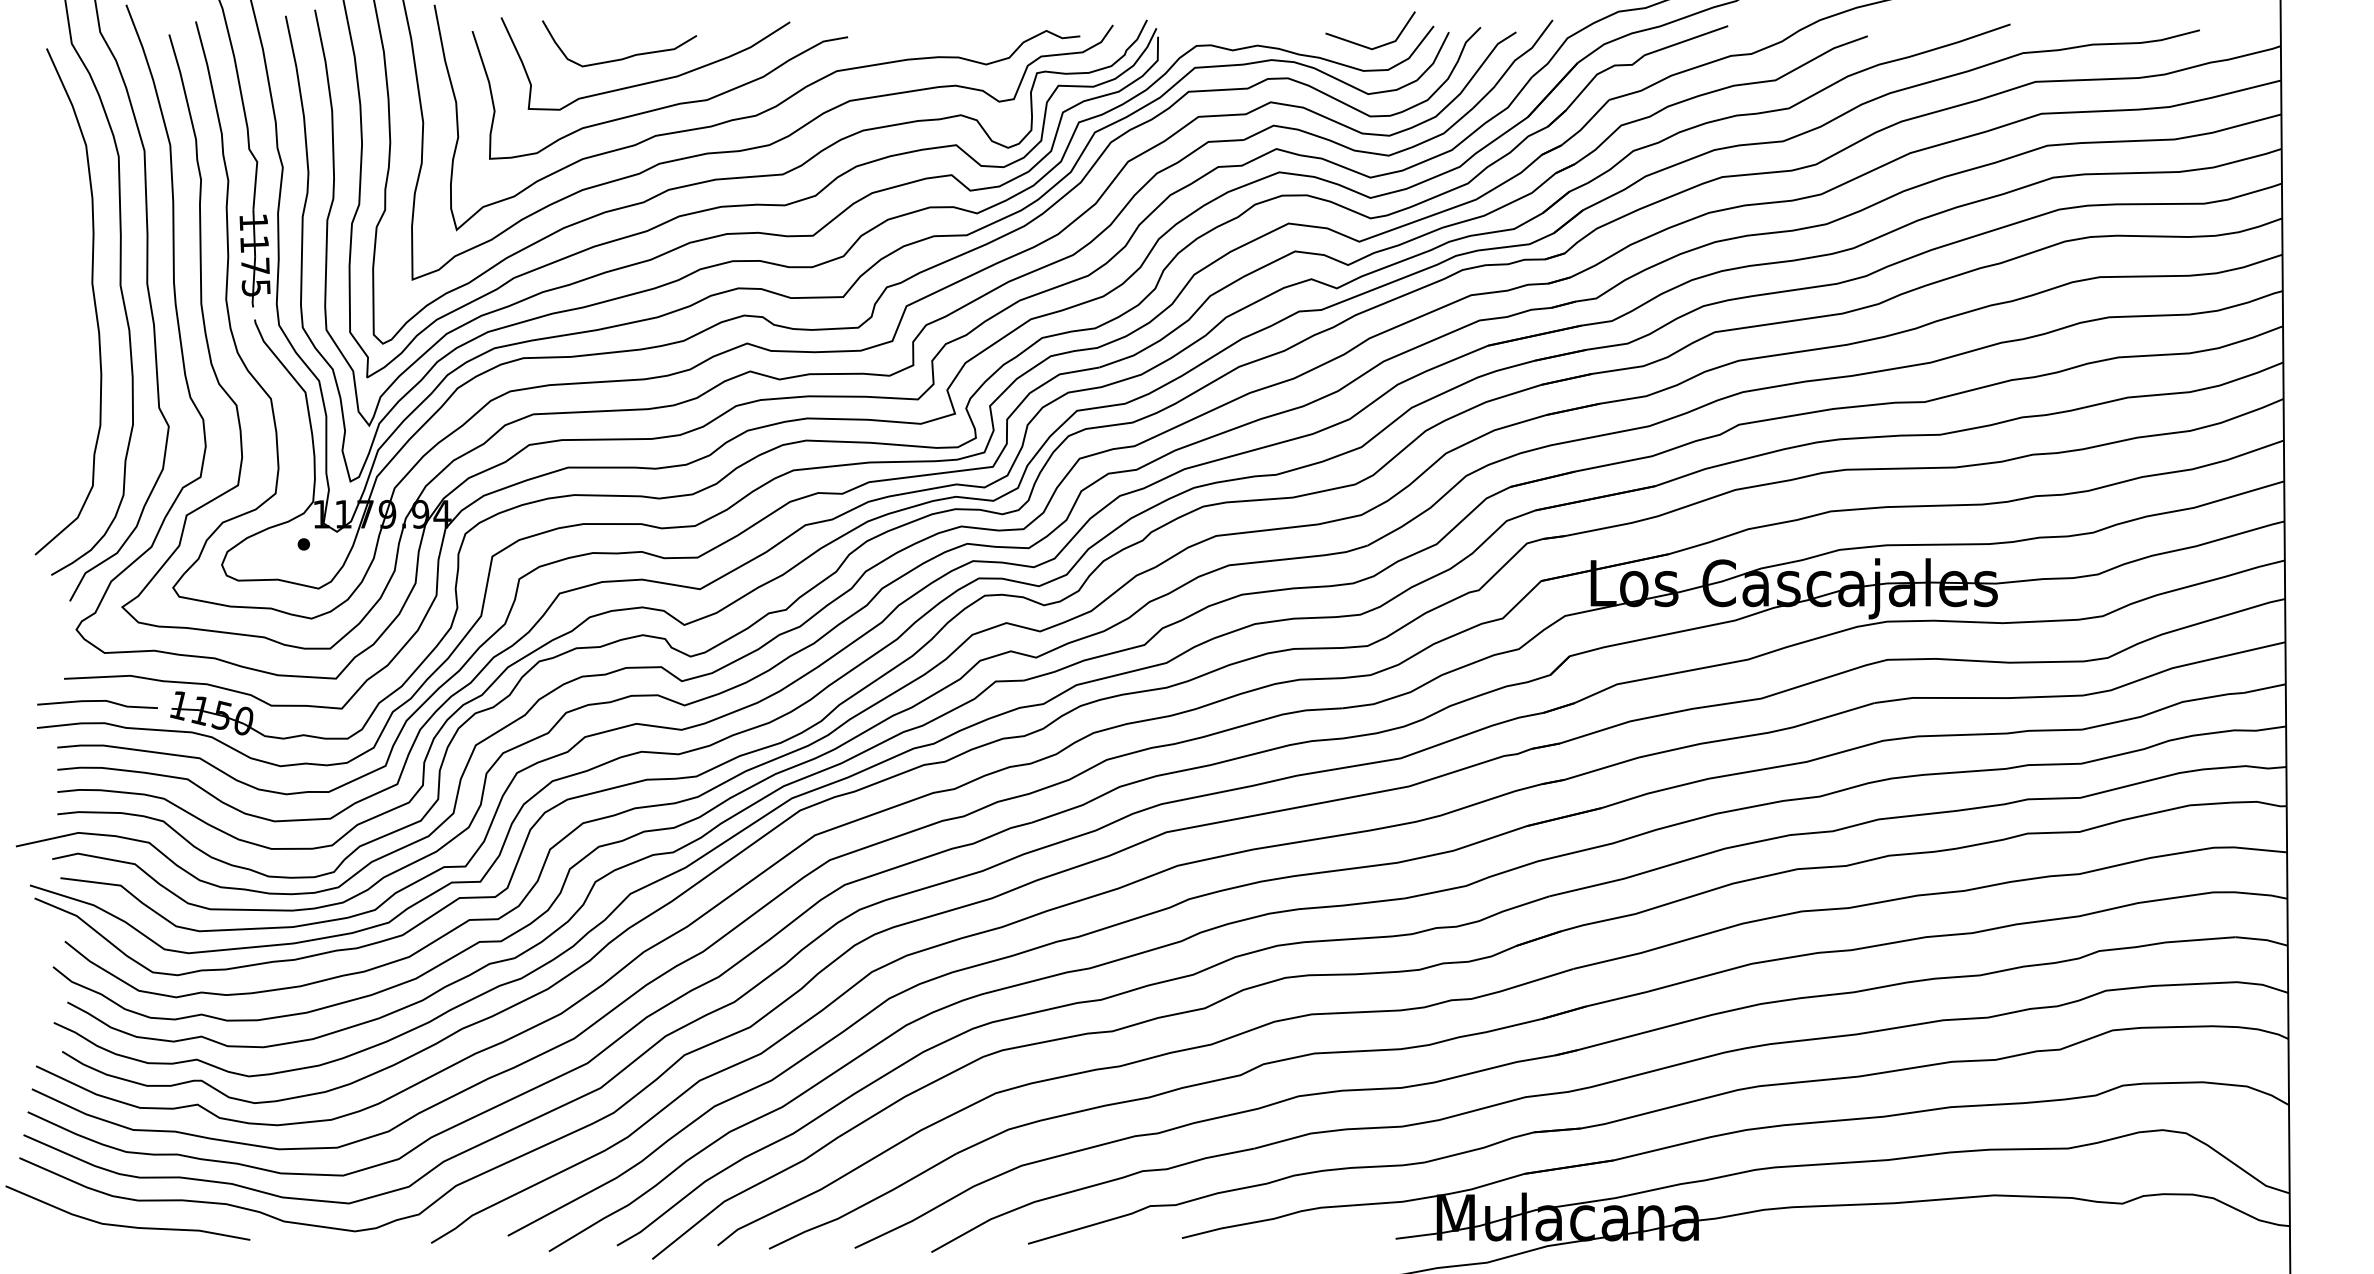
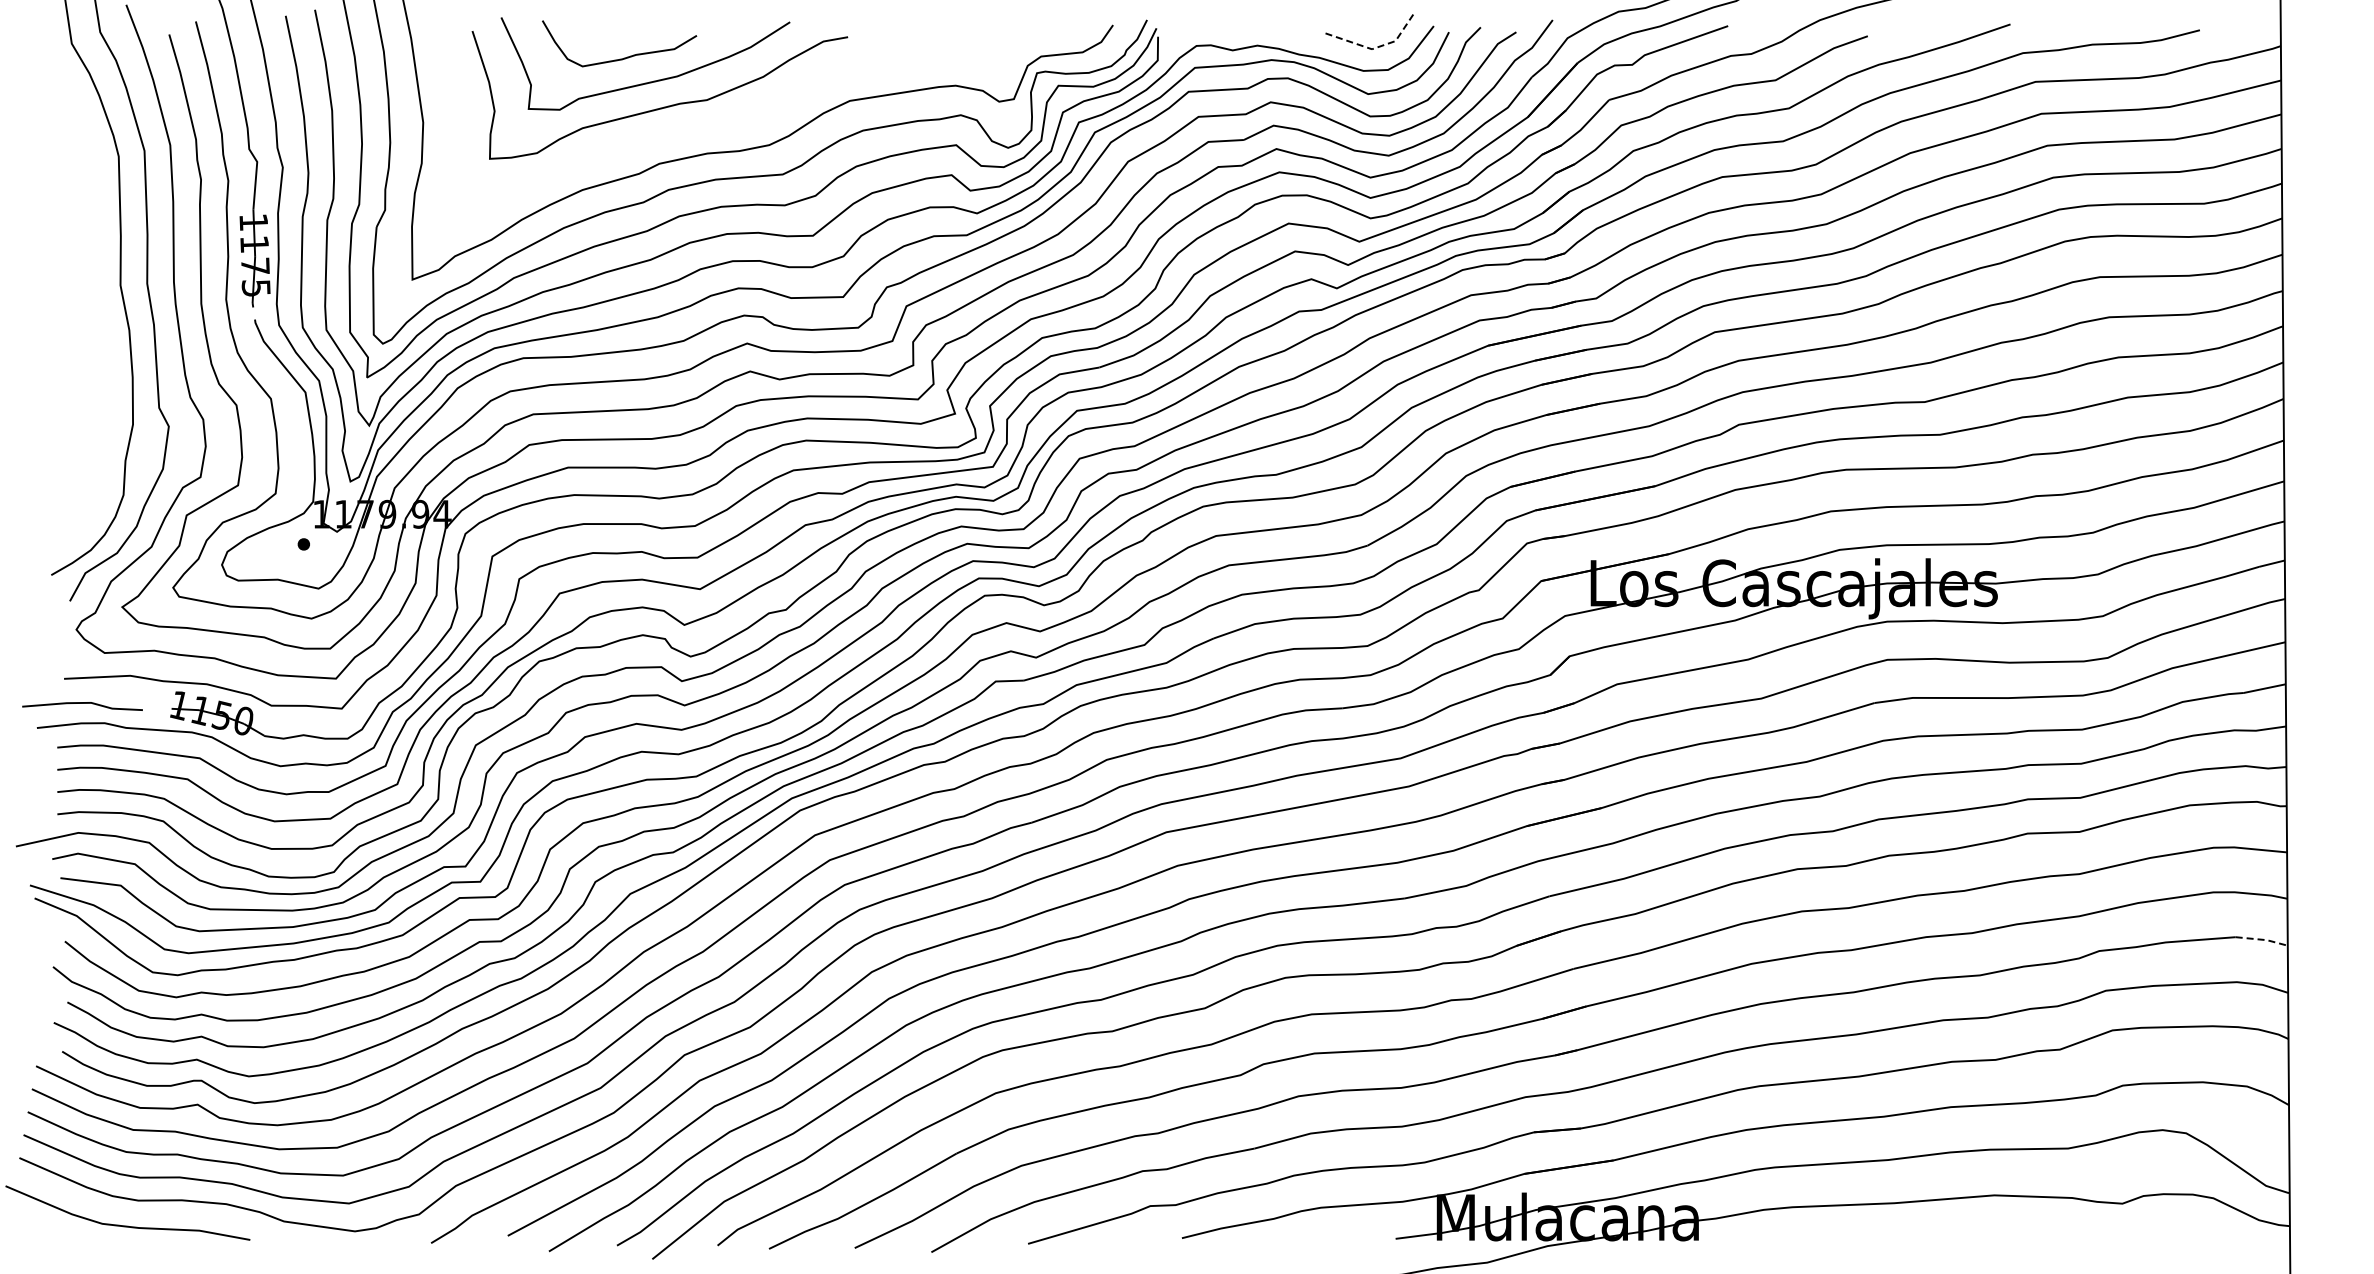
line: solid -> dashed (1377, 47)
curve: present -> none (756, 116)
curve: present -> none (93, 301)
line position: (97, 701) -> (82, 703) (82, 703)
line: solid -> dashed (2263, 939)
